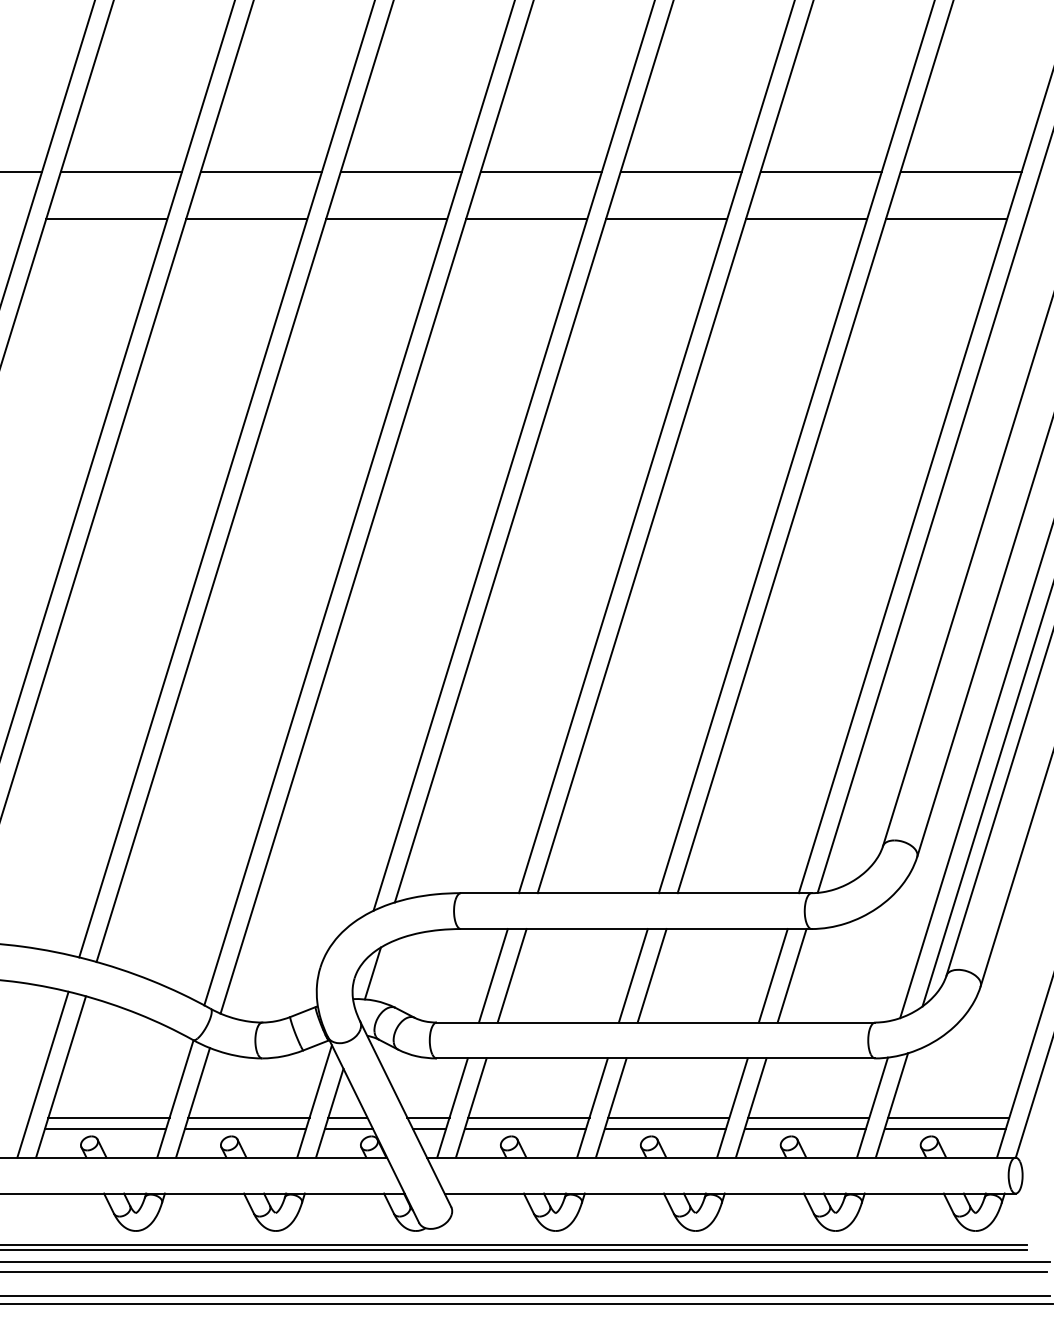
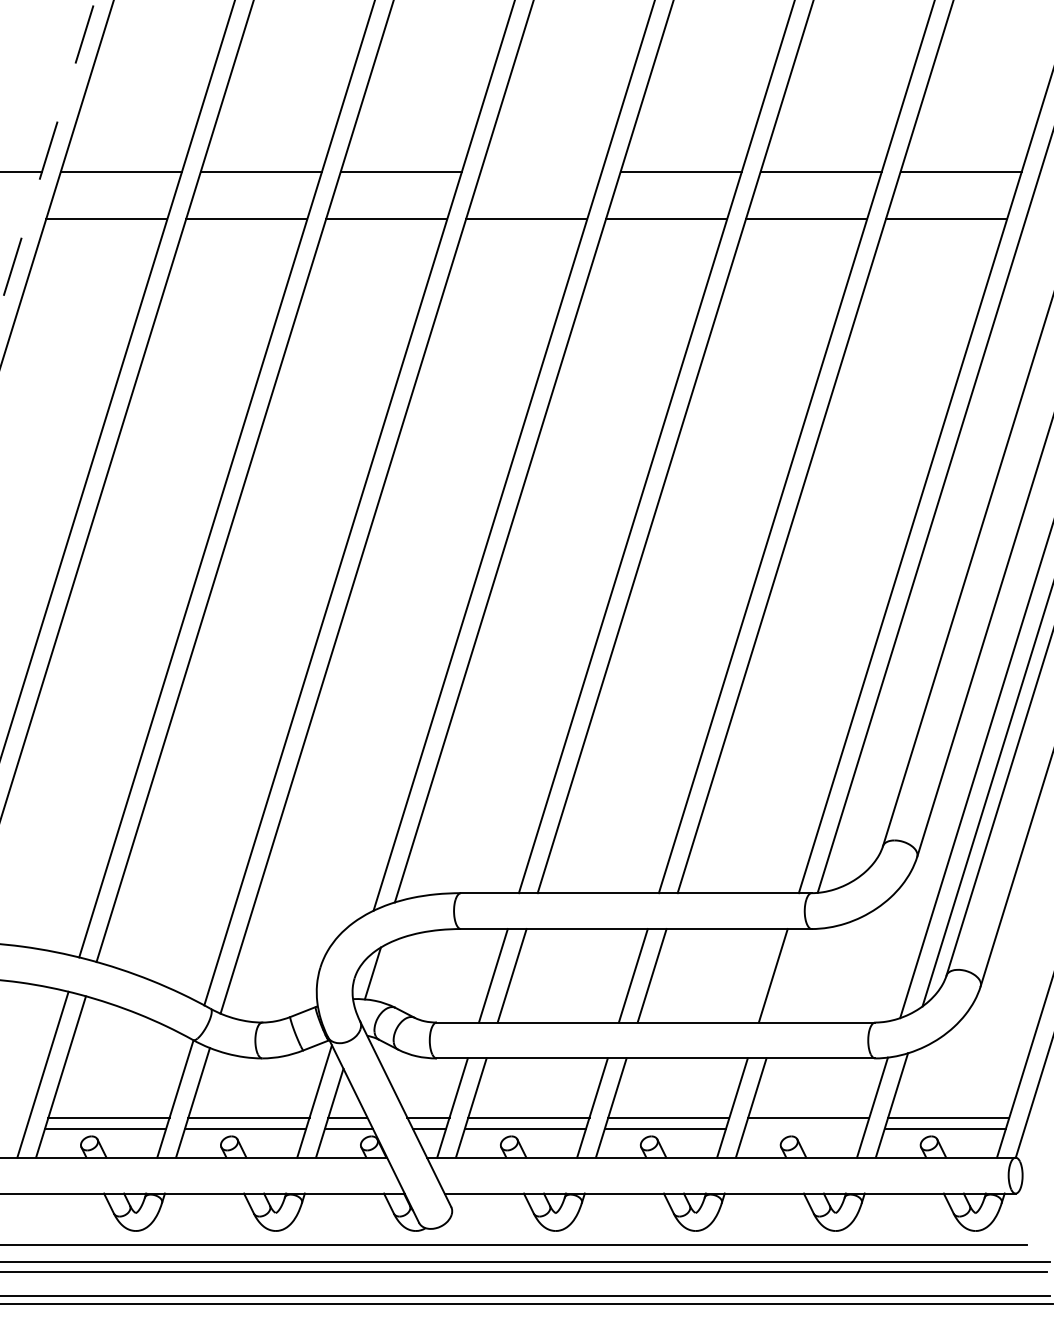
line: solid -> dashed (47, 154)
line: present -> none (541, 171)
line: present -> none (791, 975)
line: present -> none (805, 1128)
line: present -> none (514, 1250)
